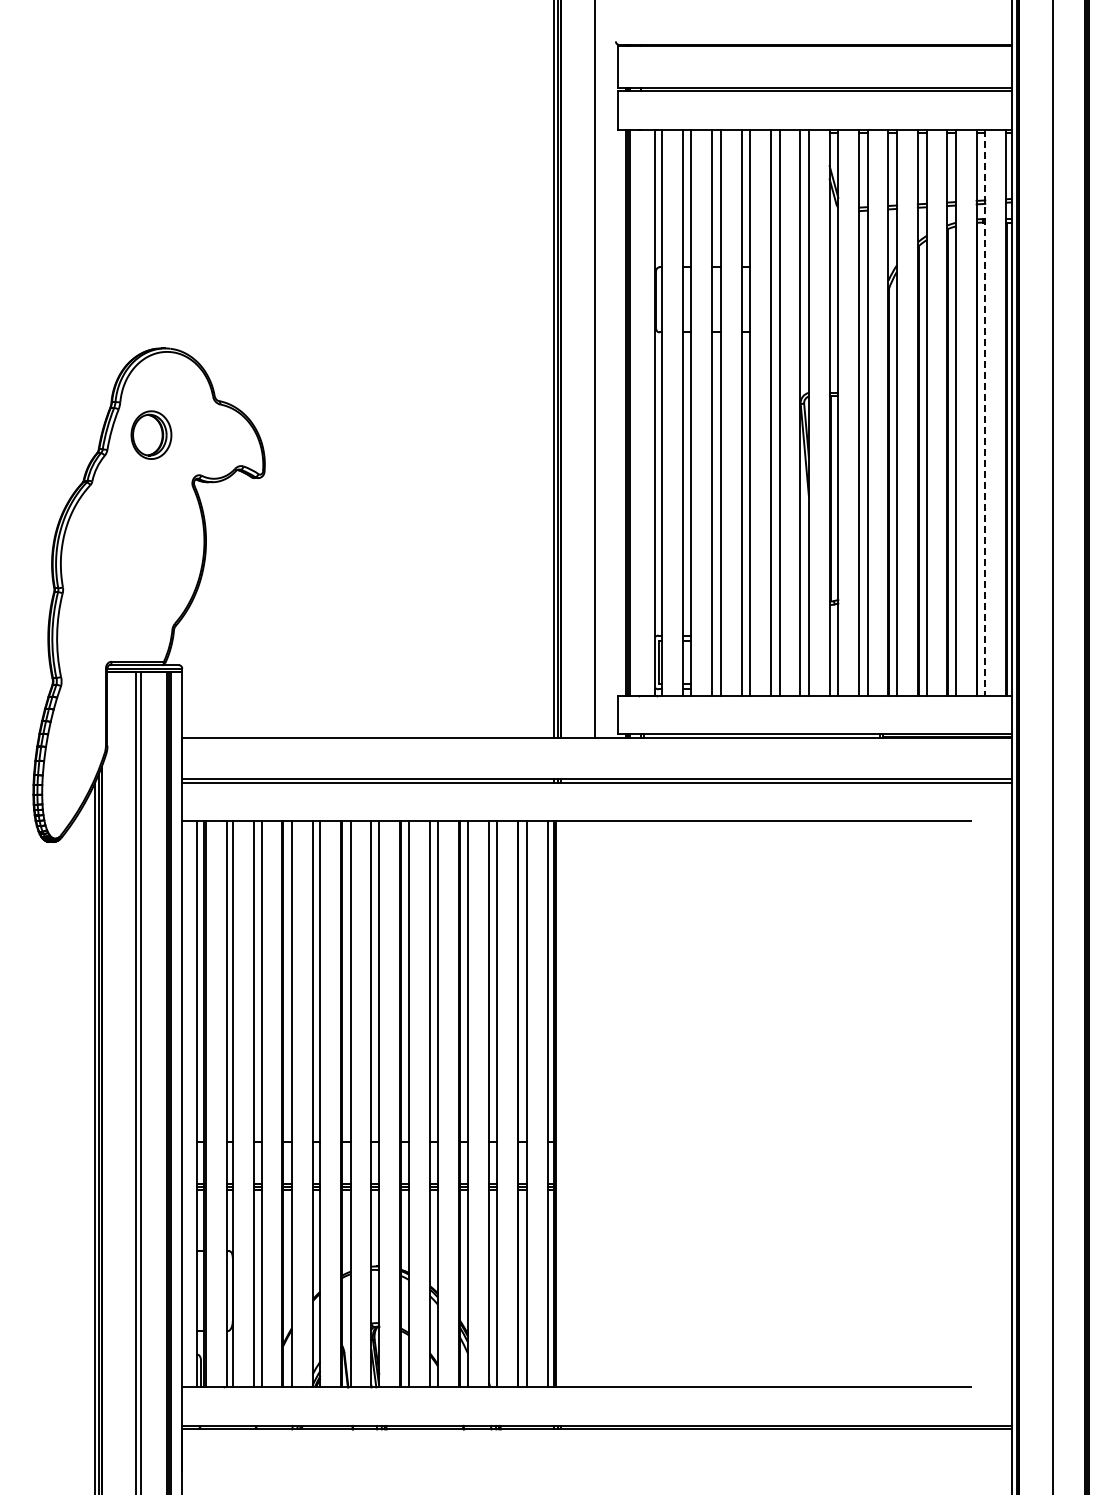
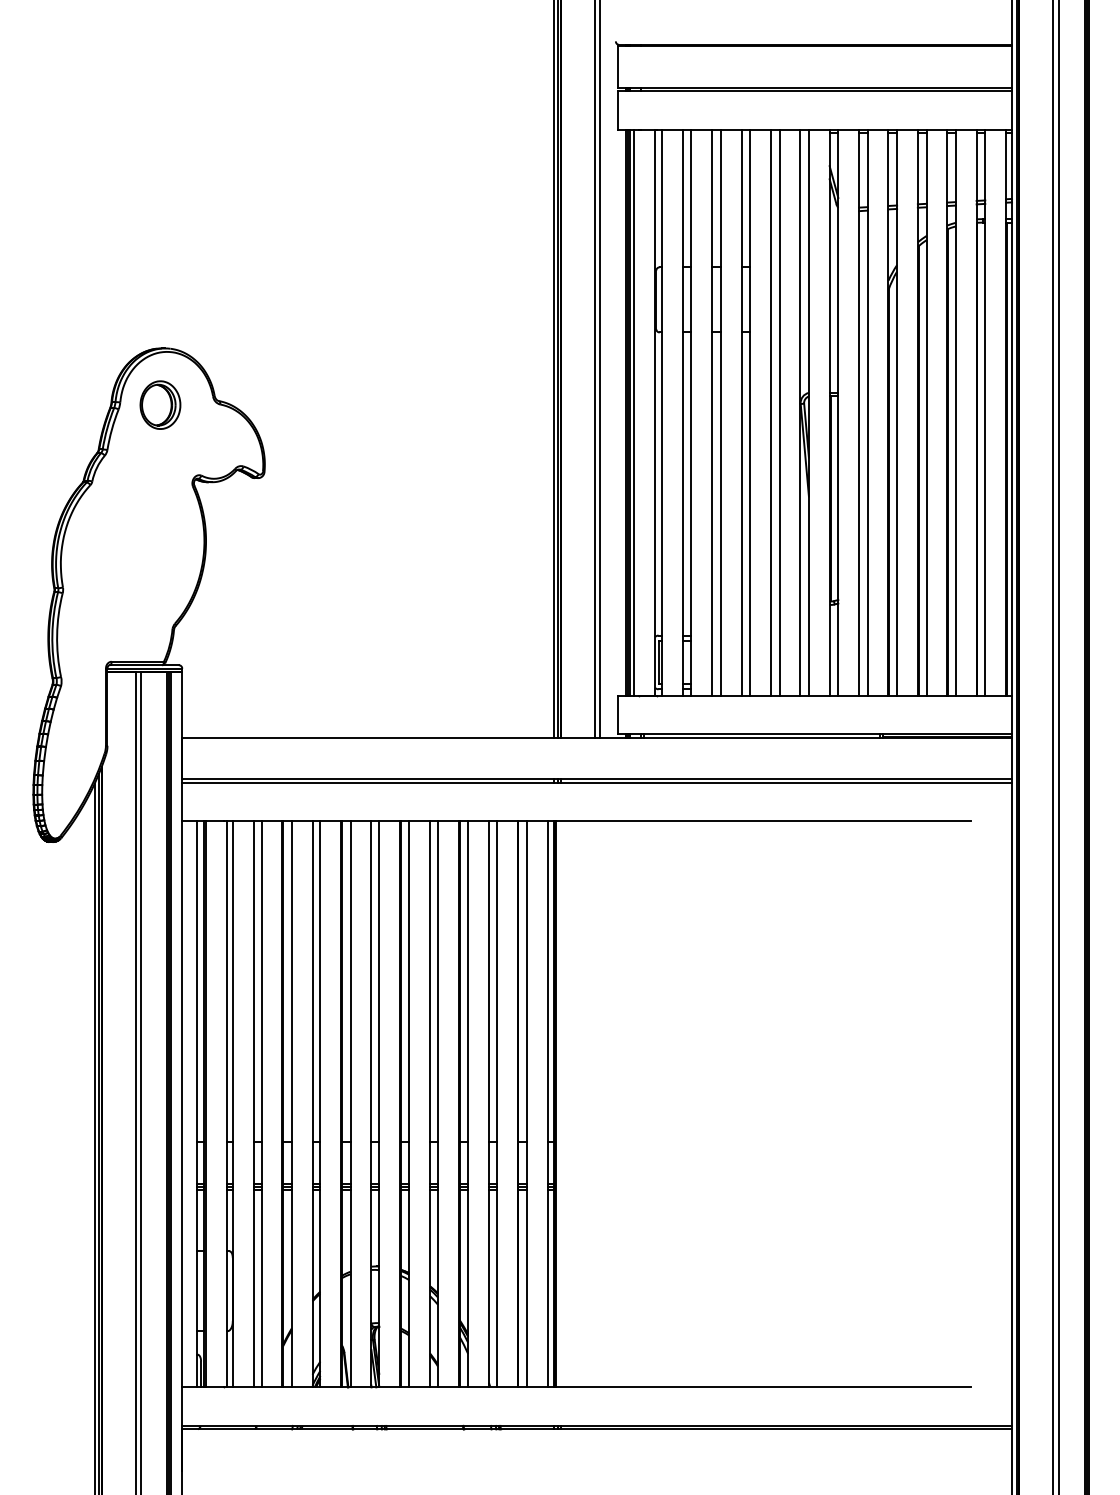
line: none -> present (600, 369)
line: none -> present (634, 412)
line: dashed -> solid (985, 412)
part position: (151, 434) -> (160, 404) (160, 404)
line: none -> present (1058, 746)
